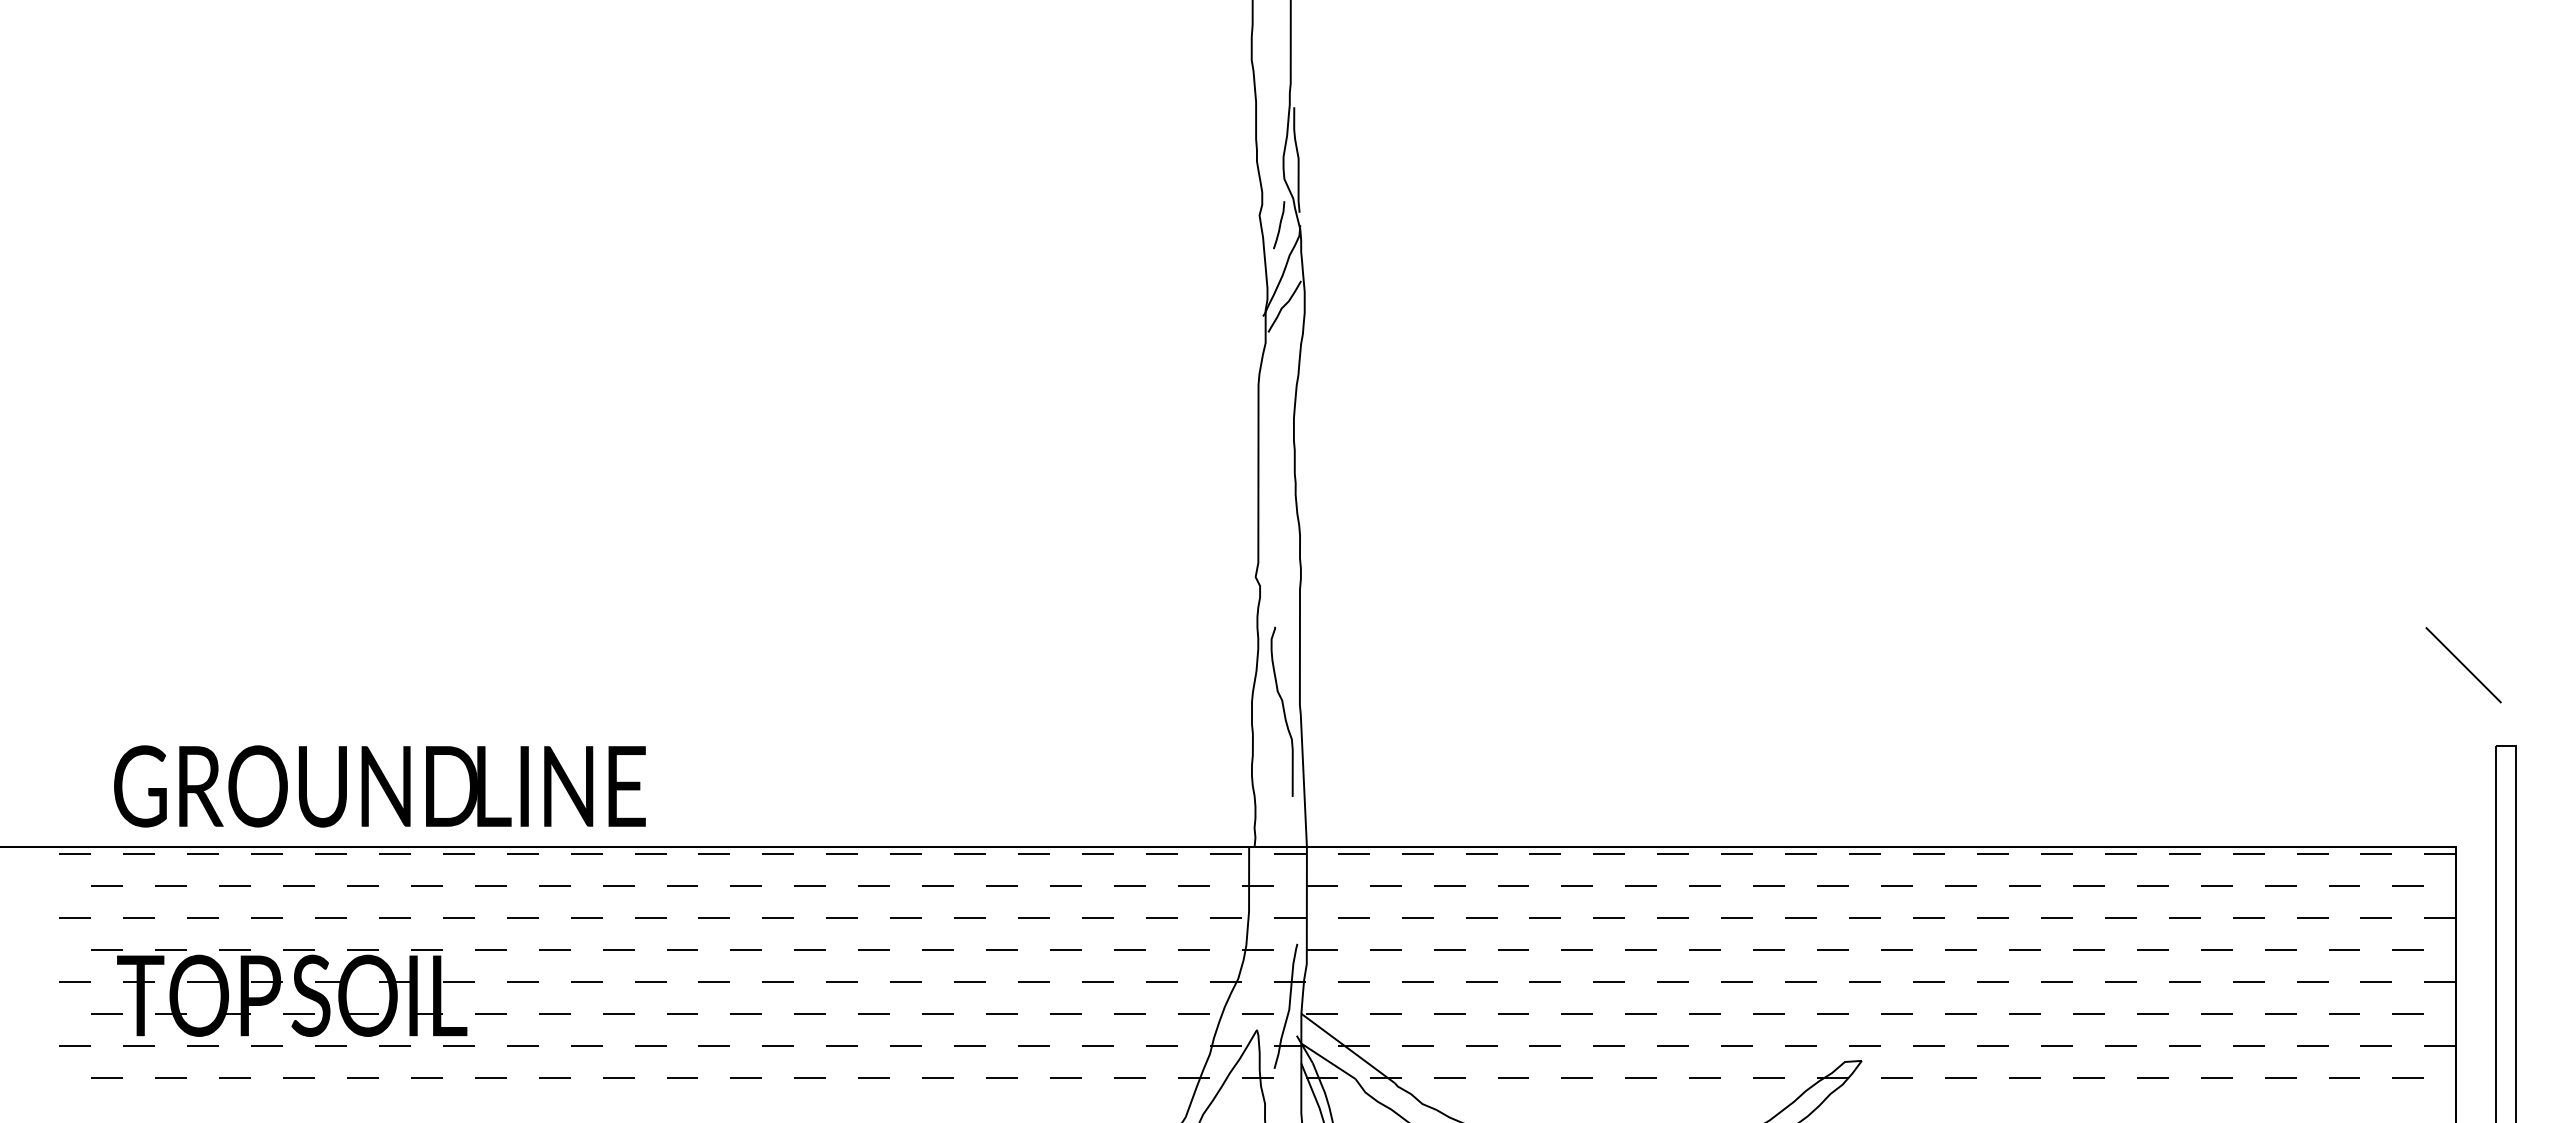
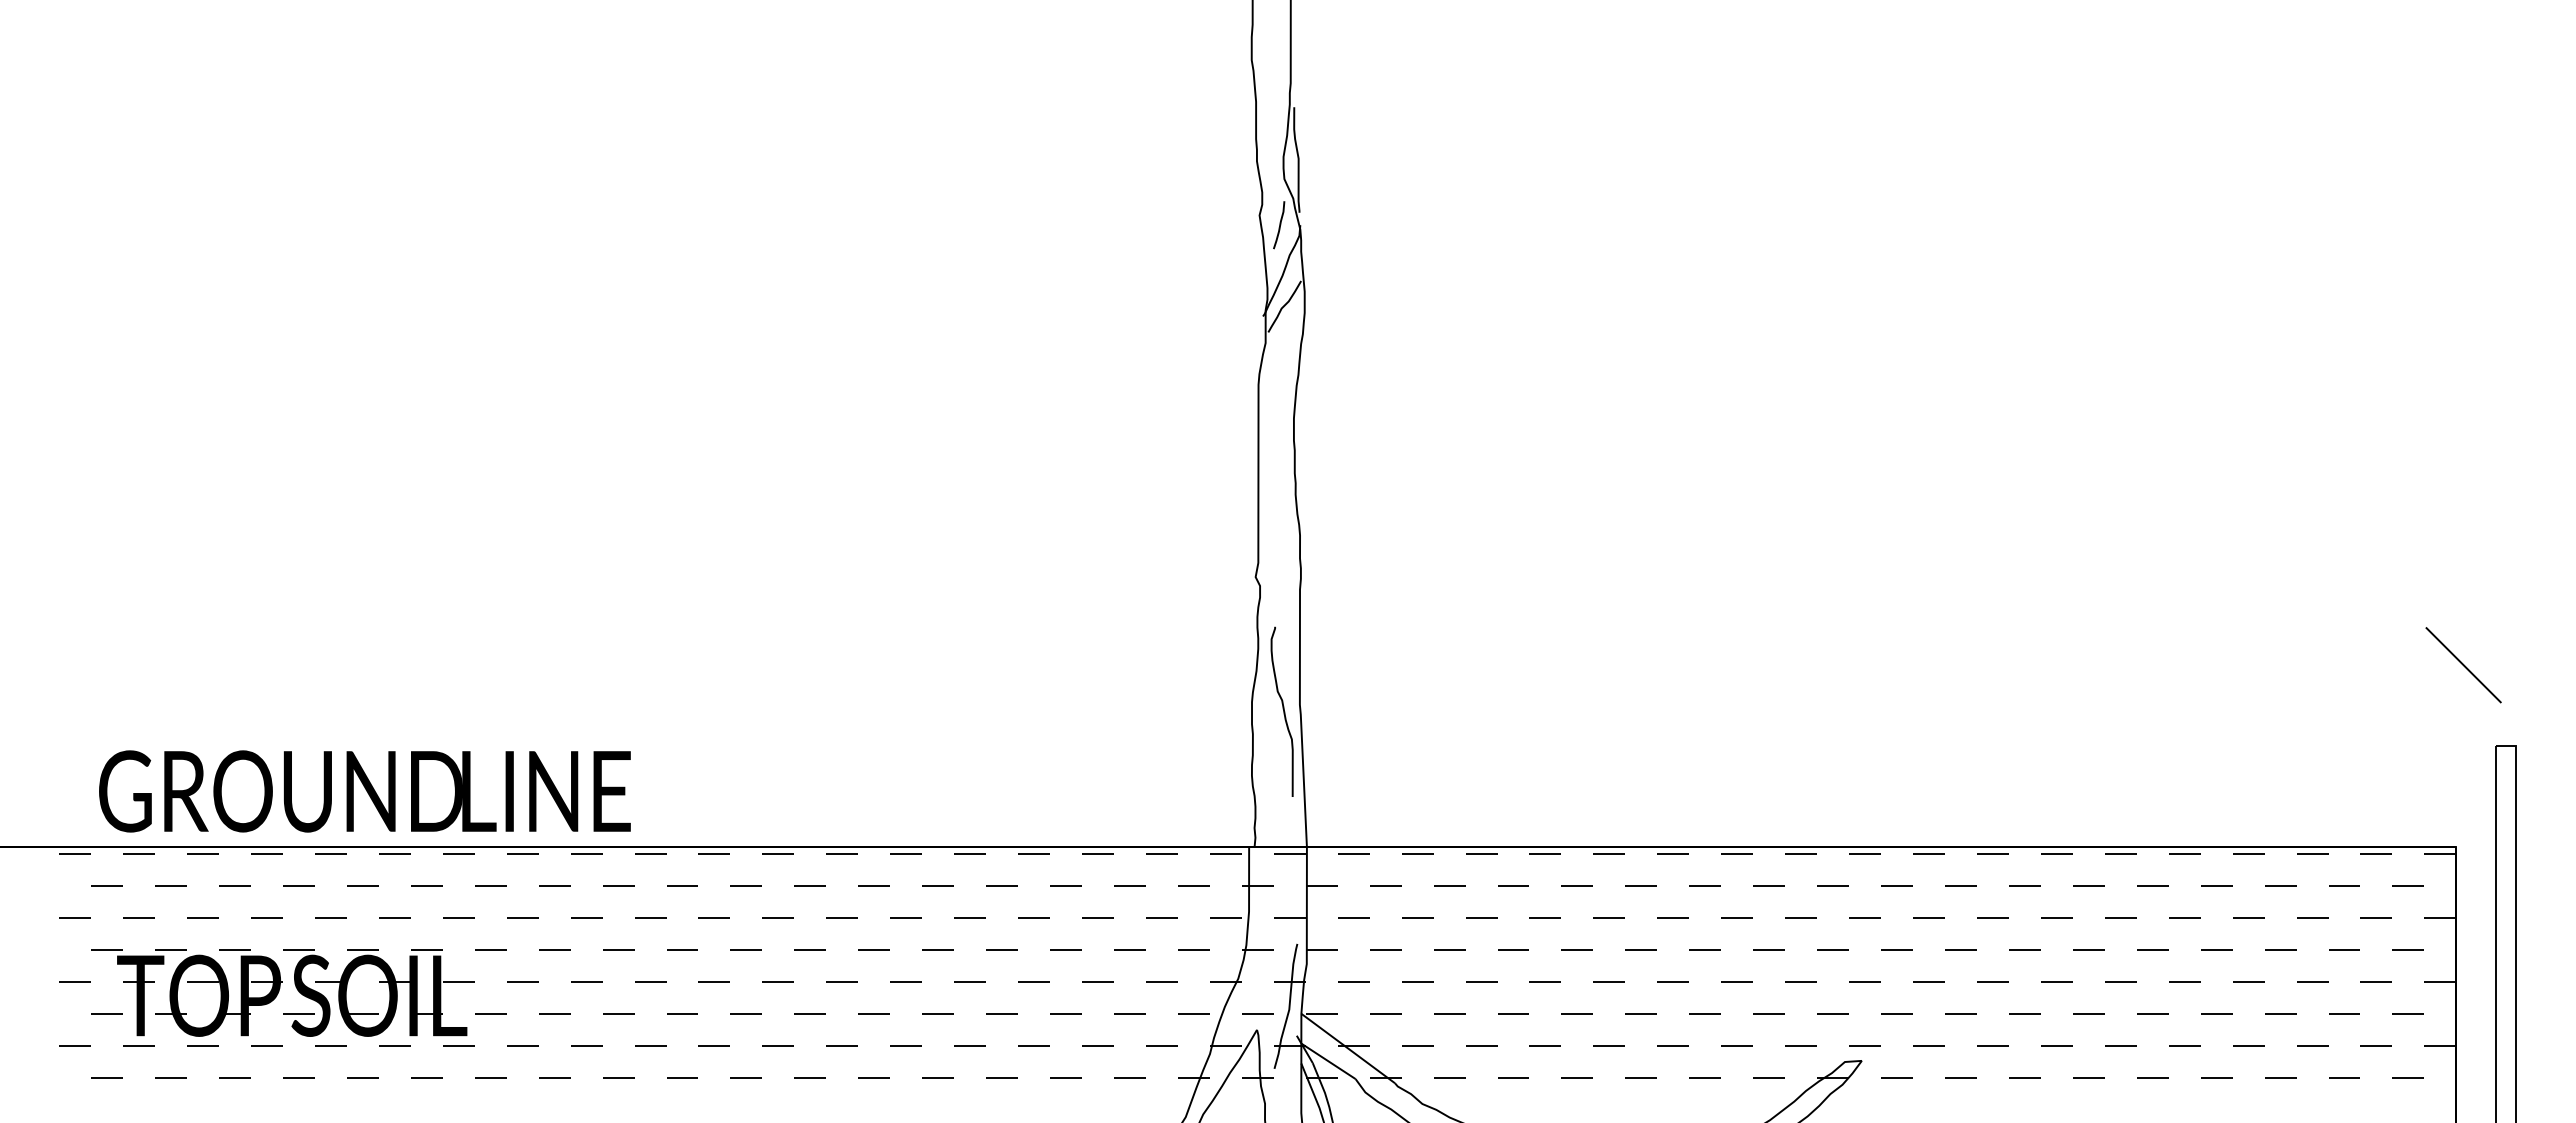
text position: (379, 786) -> (364, 791) (364, 791)
